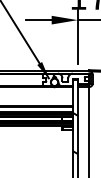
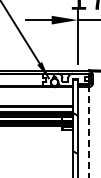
line: solid -> dashed (89, 131)
